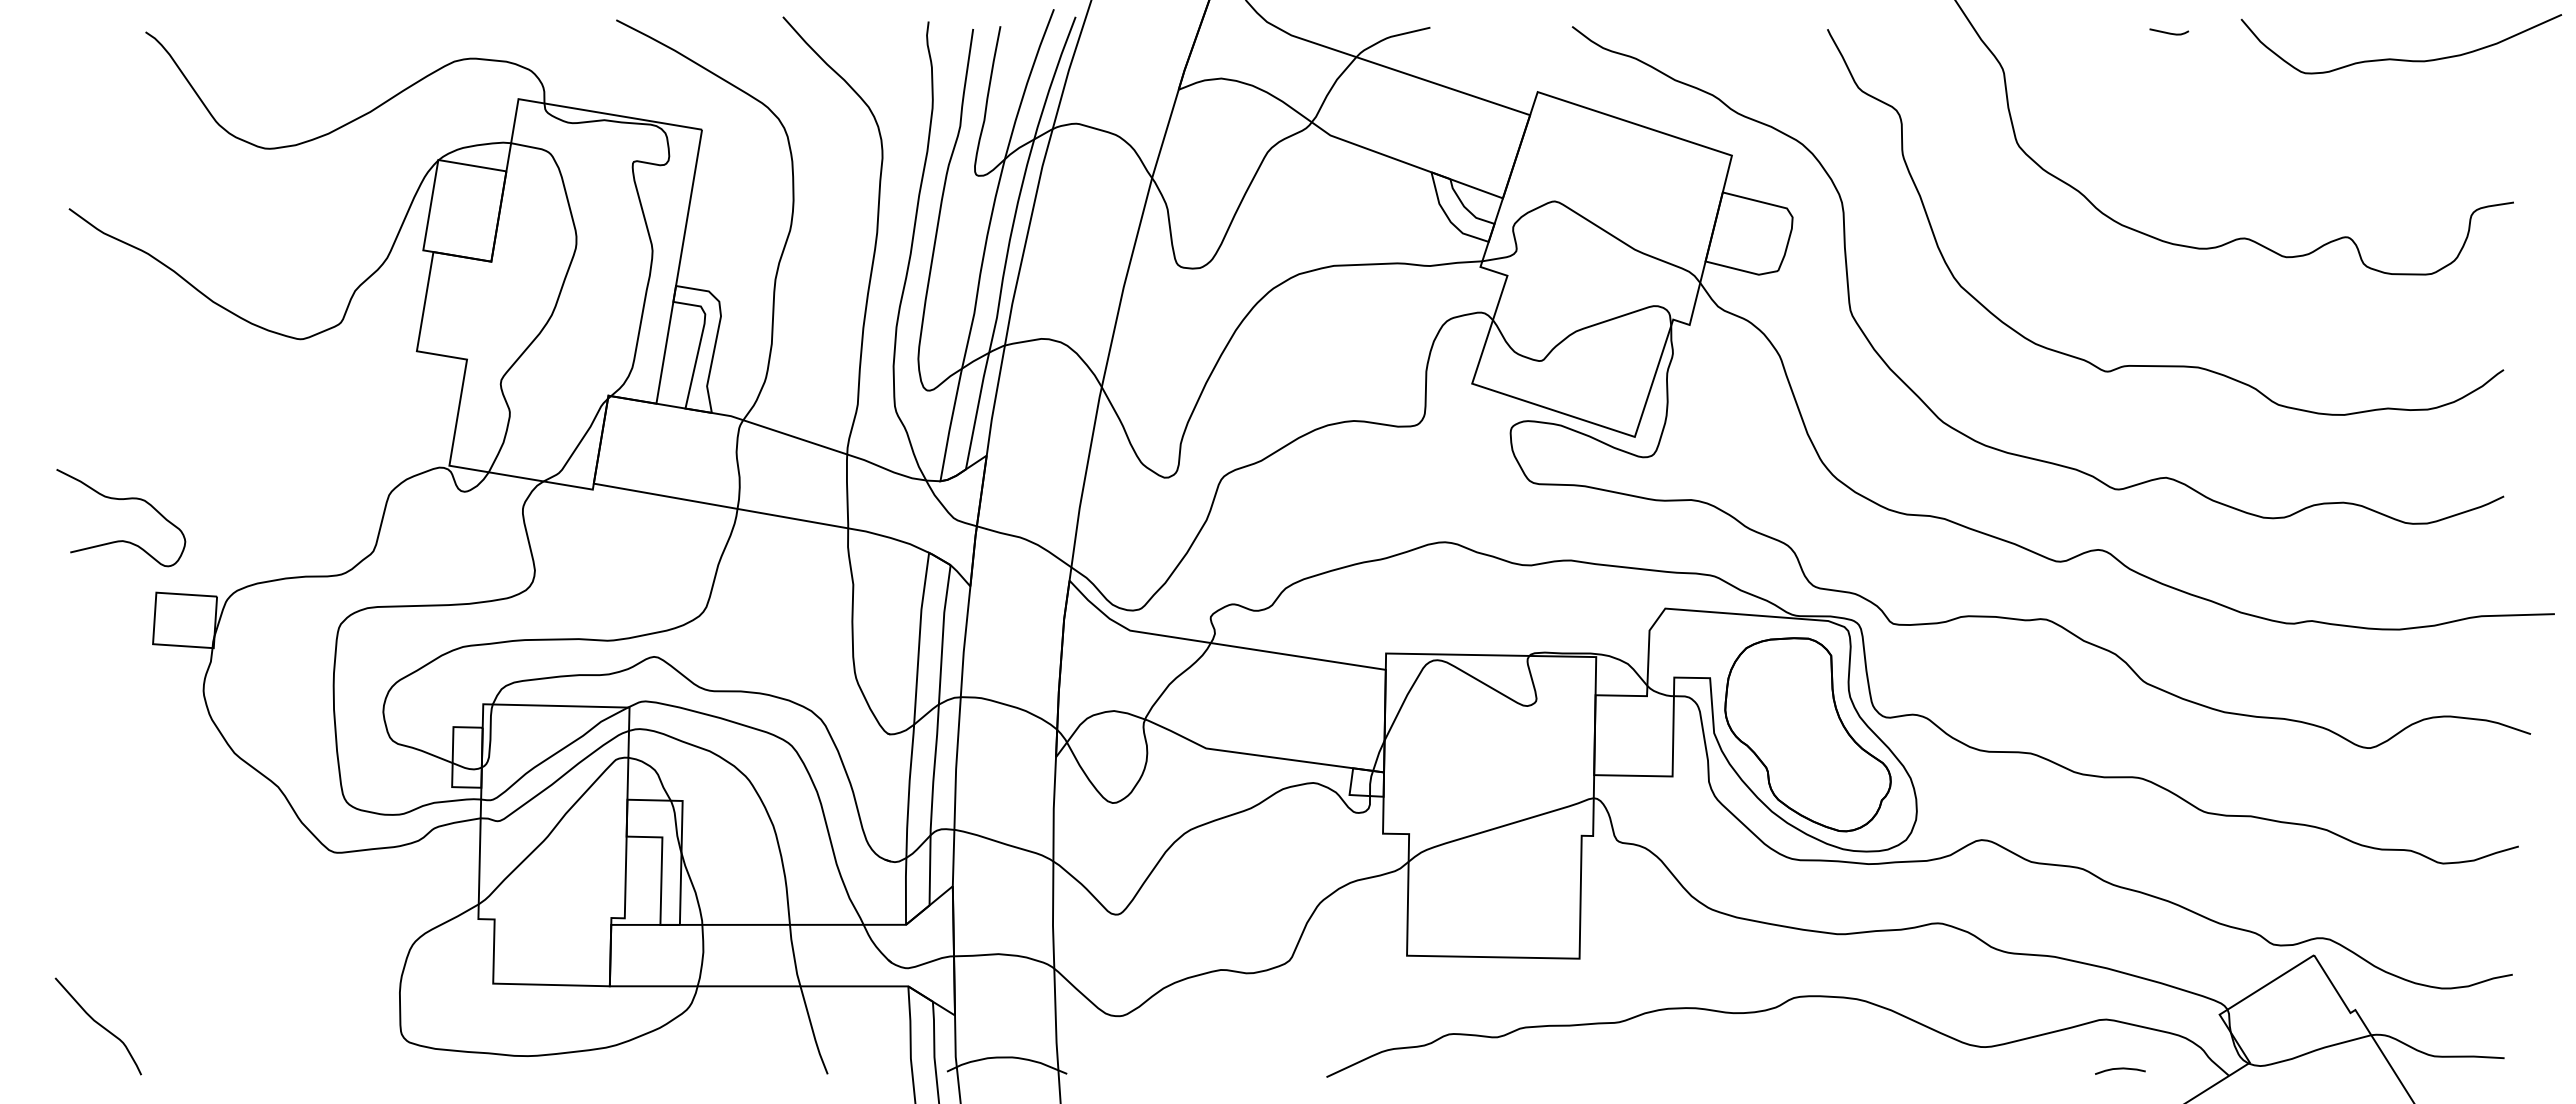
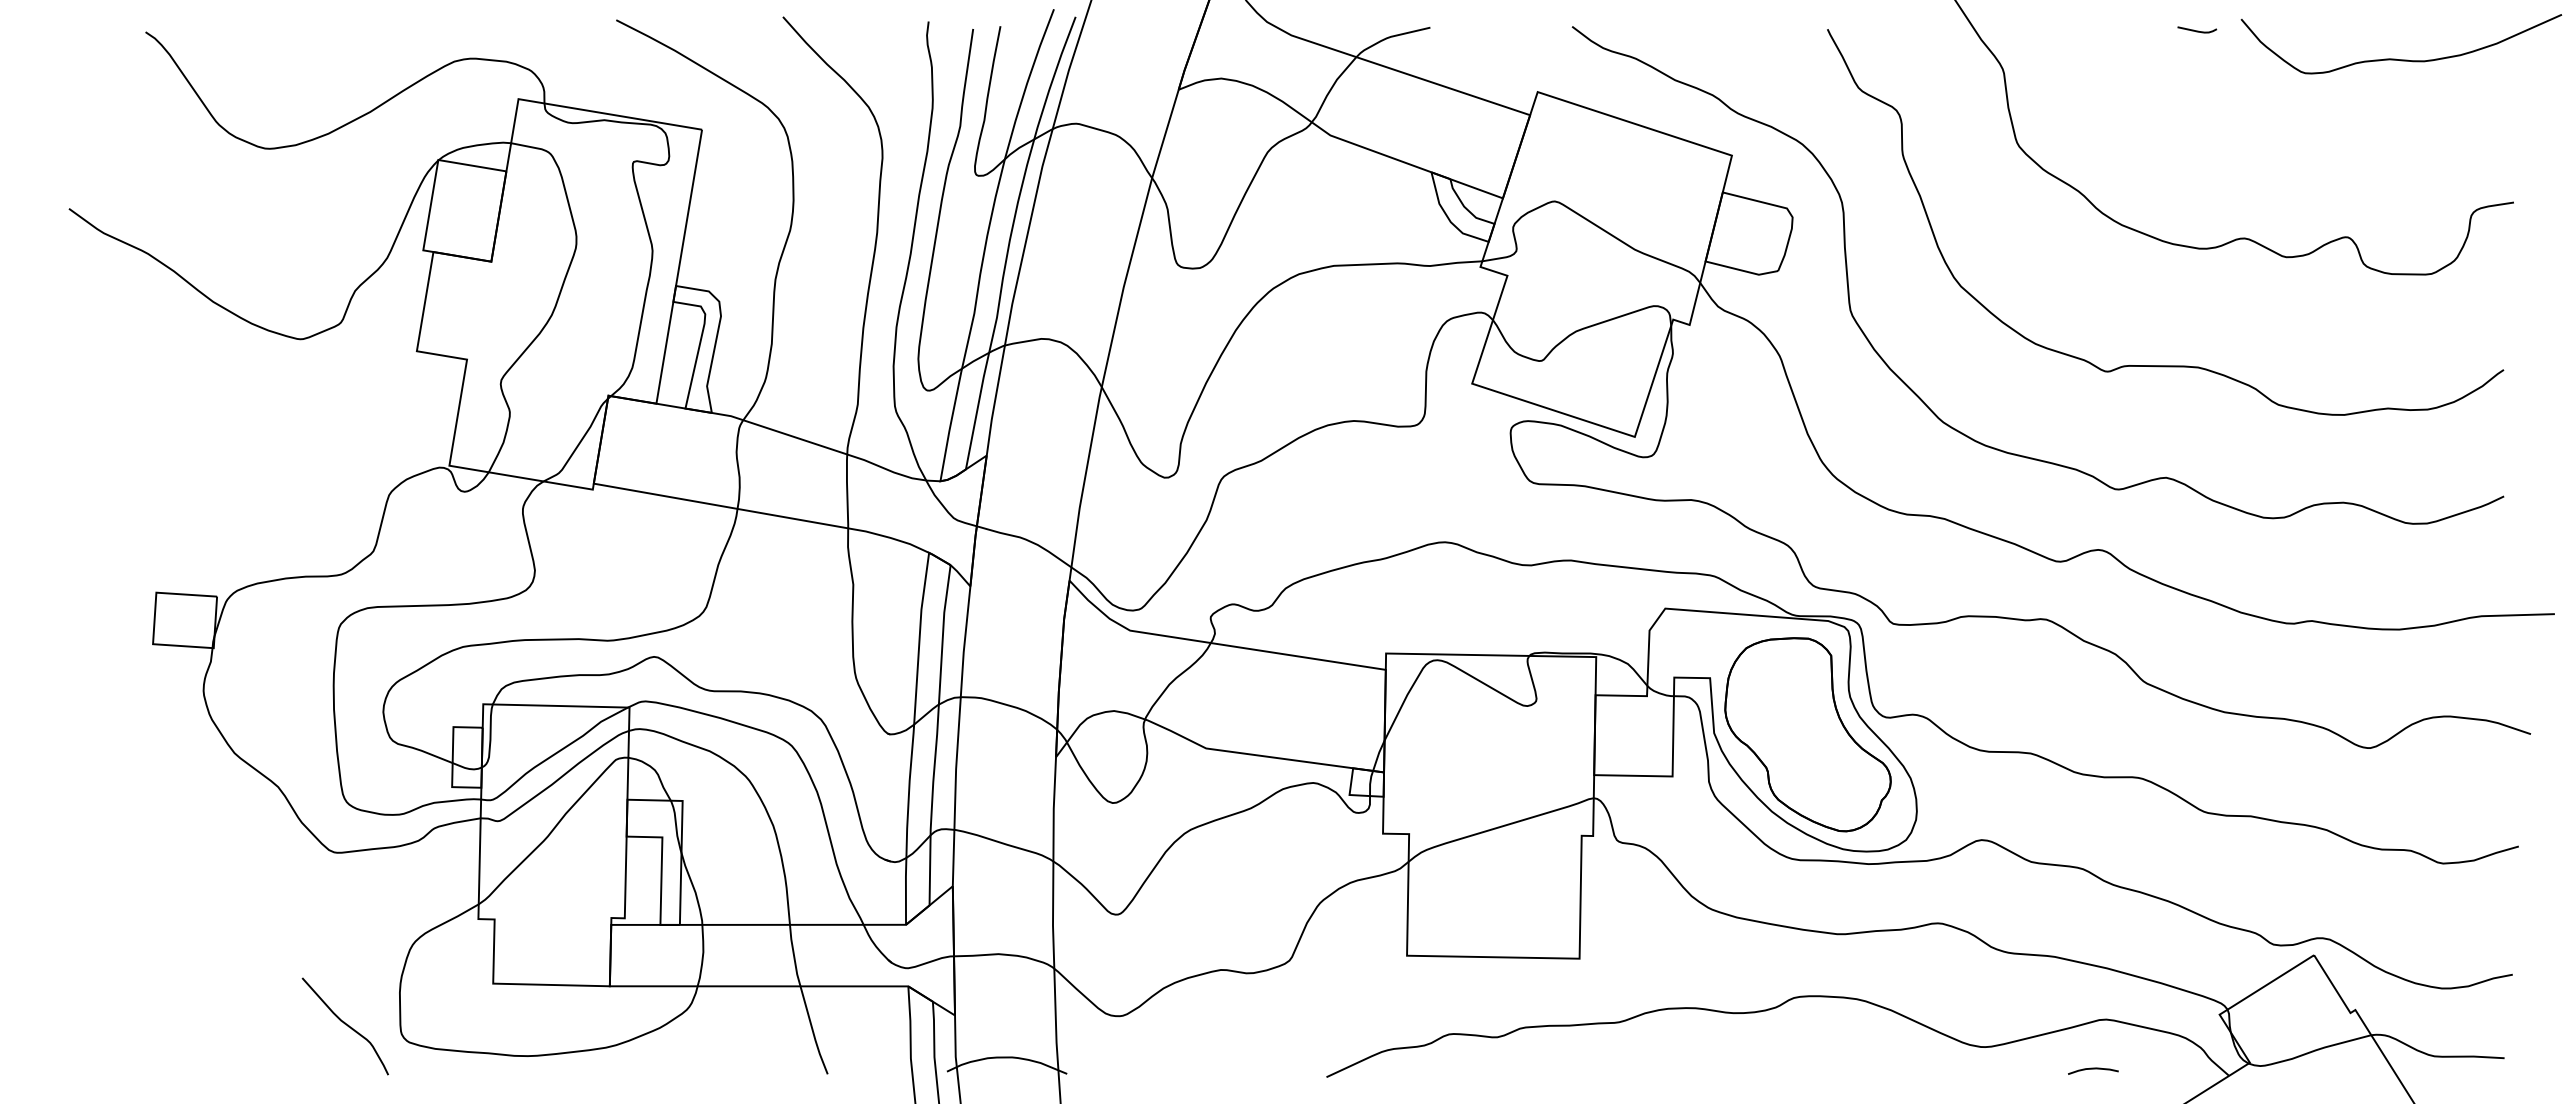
curve position: (2169, 32) -> (2197, 30) (2197, 30)
curve: present -> none (121, 499)
curve position: (97, 1024) -> (344, 1024) (344, 1024)
curve position: (2120, 1069) -> (2093, 1069) (2093, 1069)
